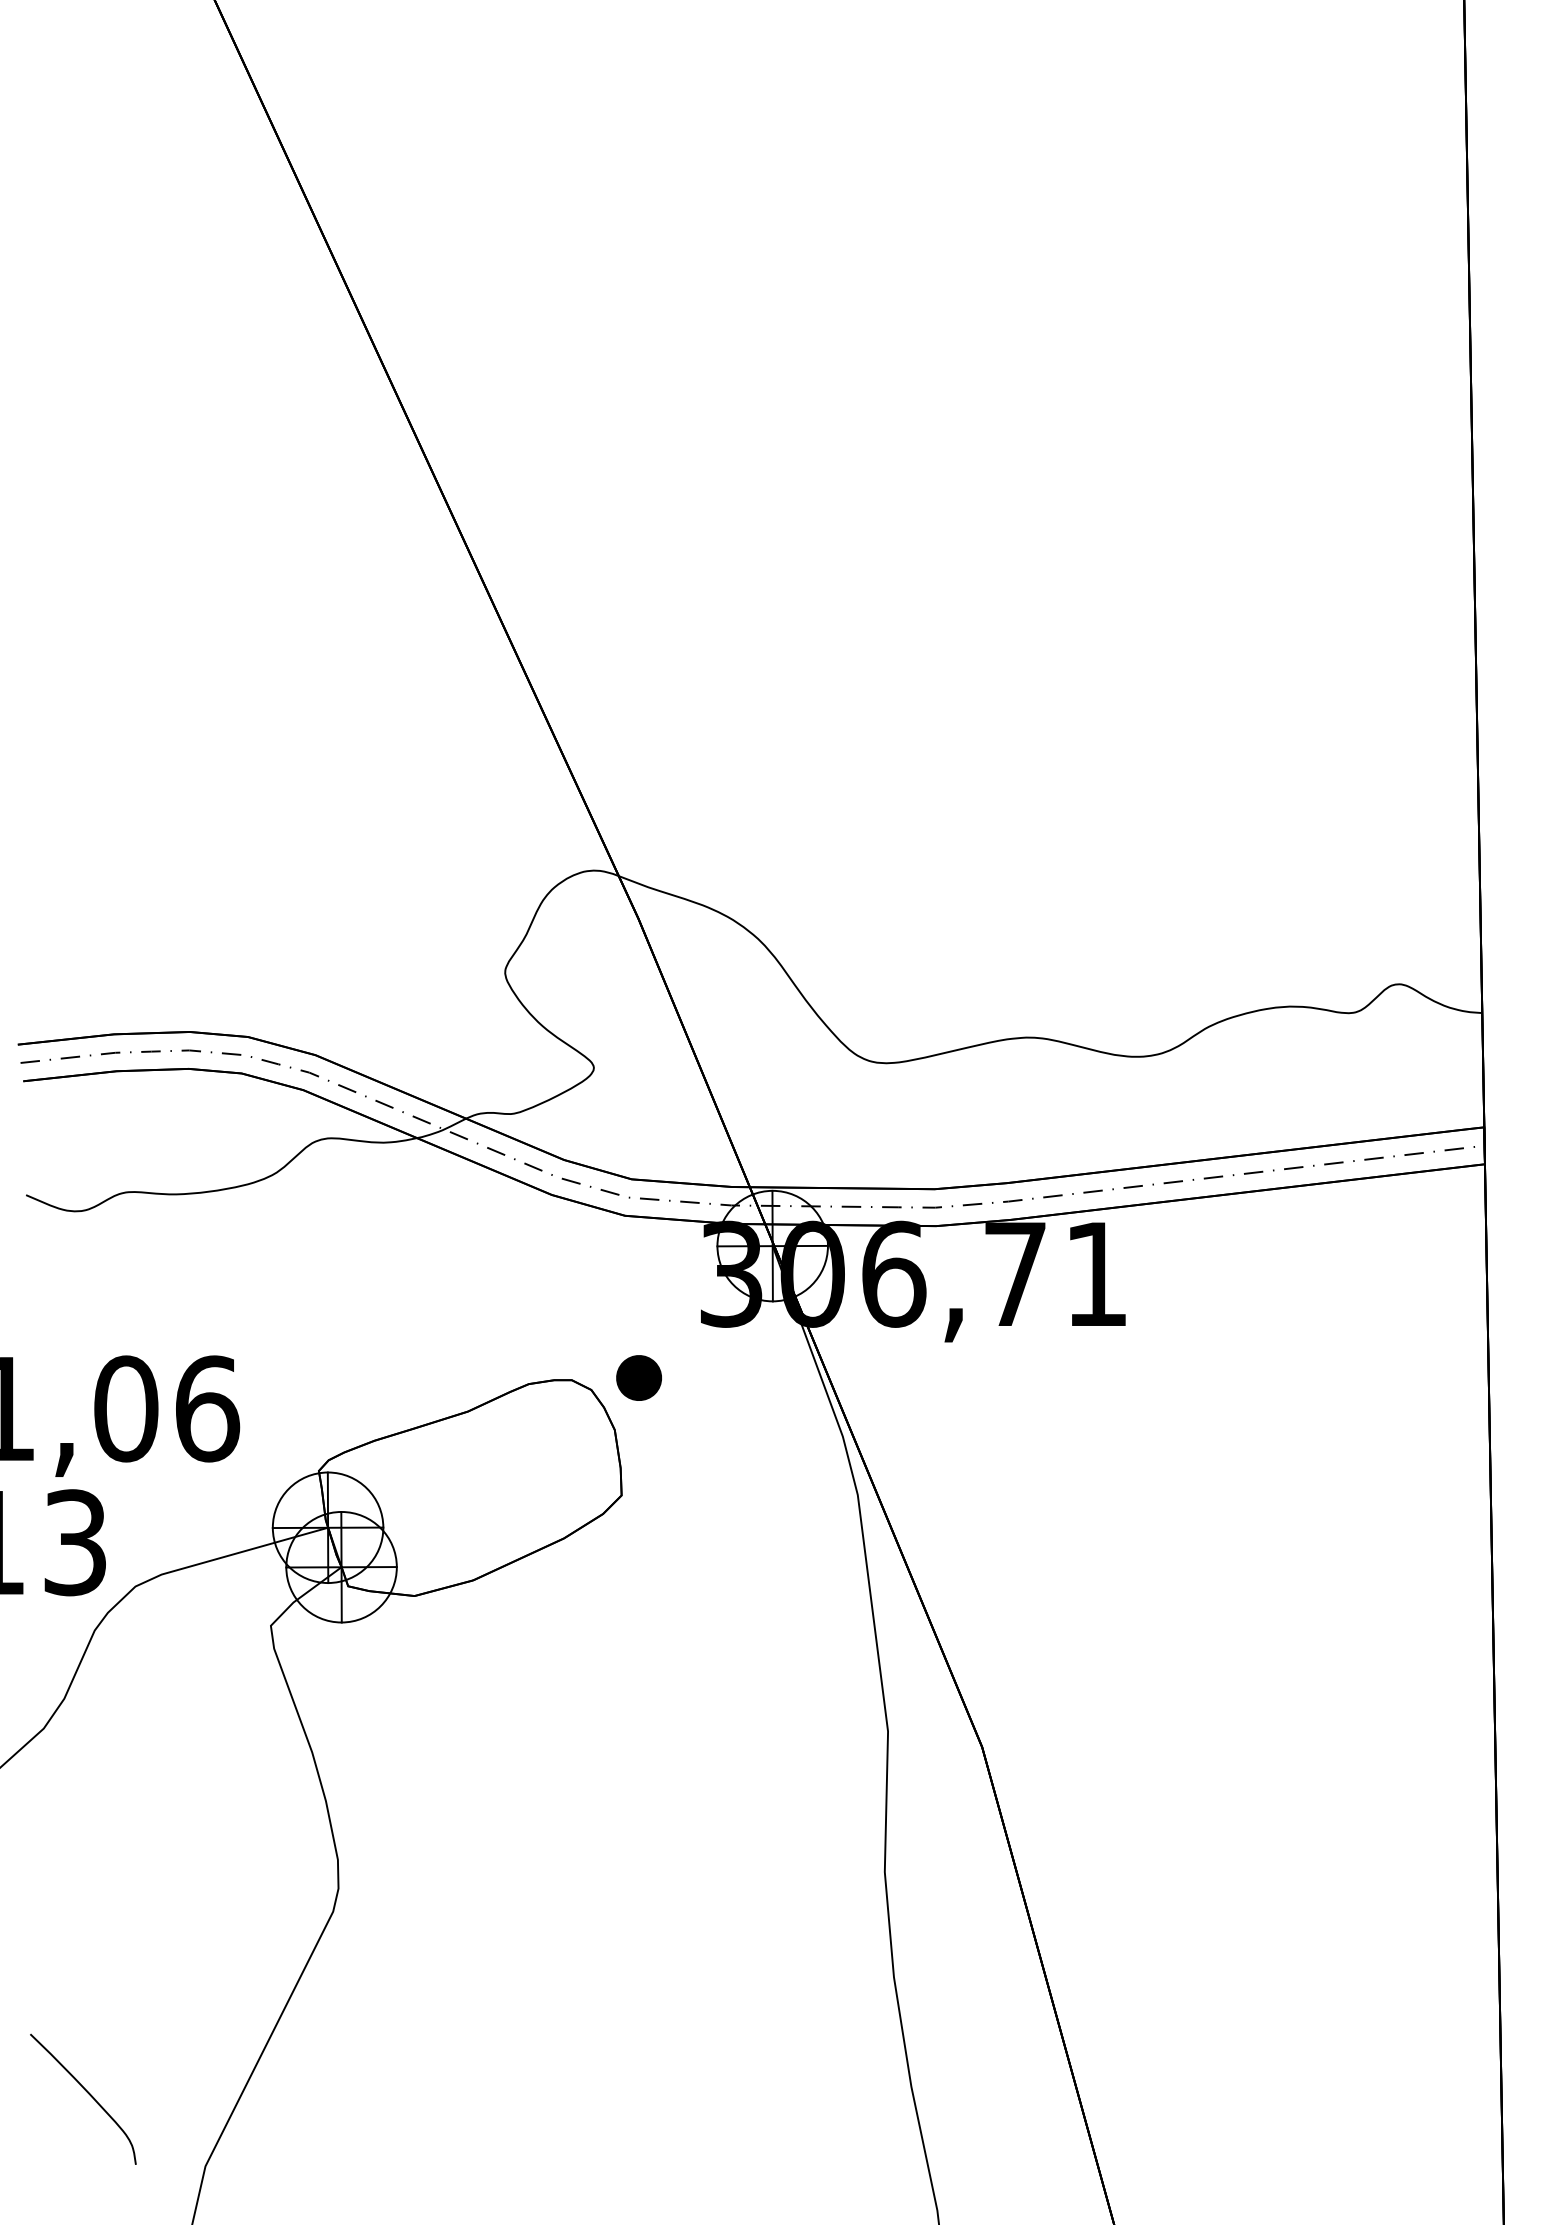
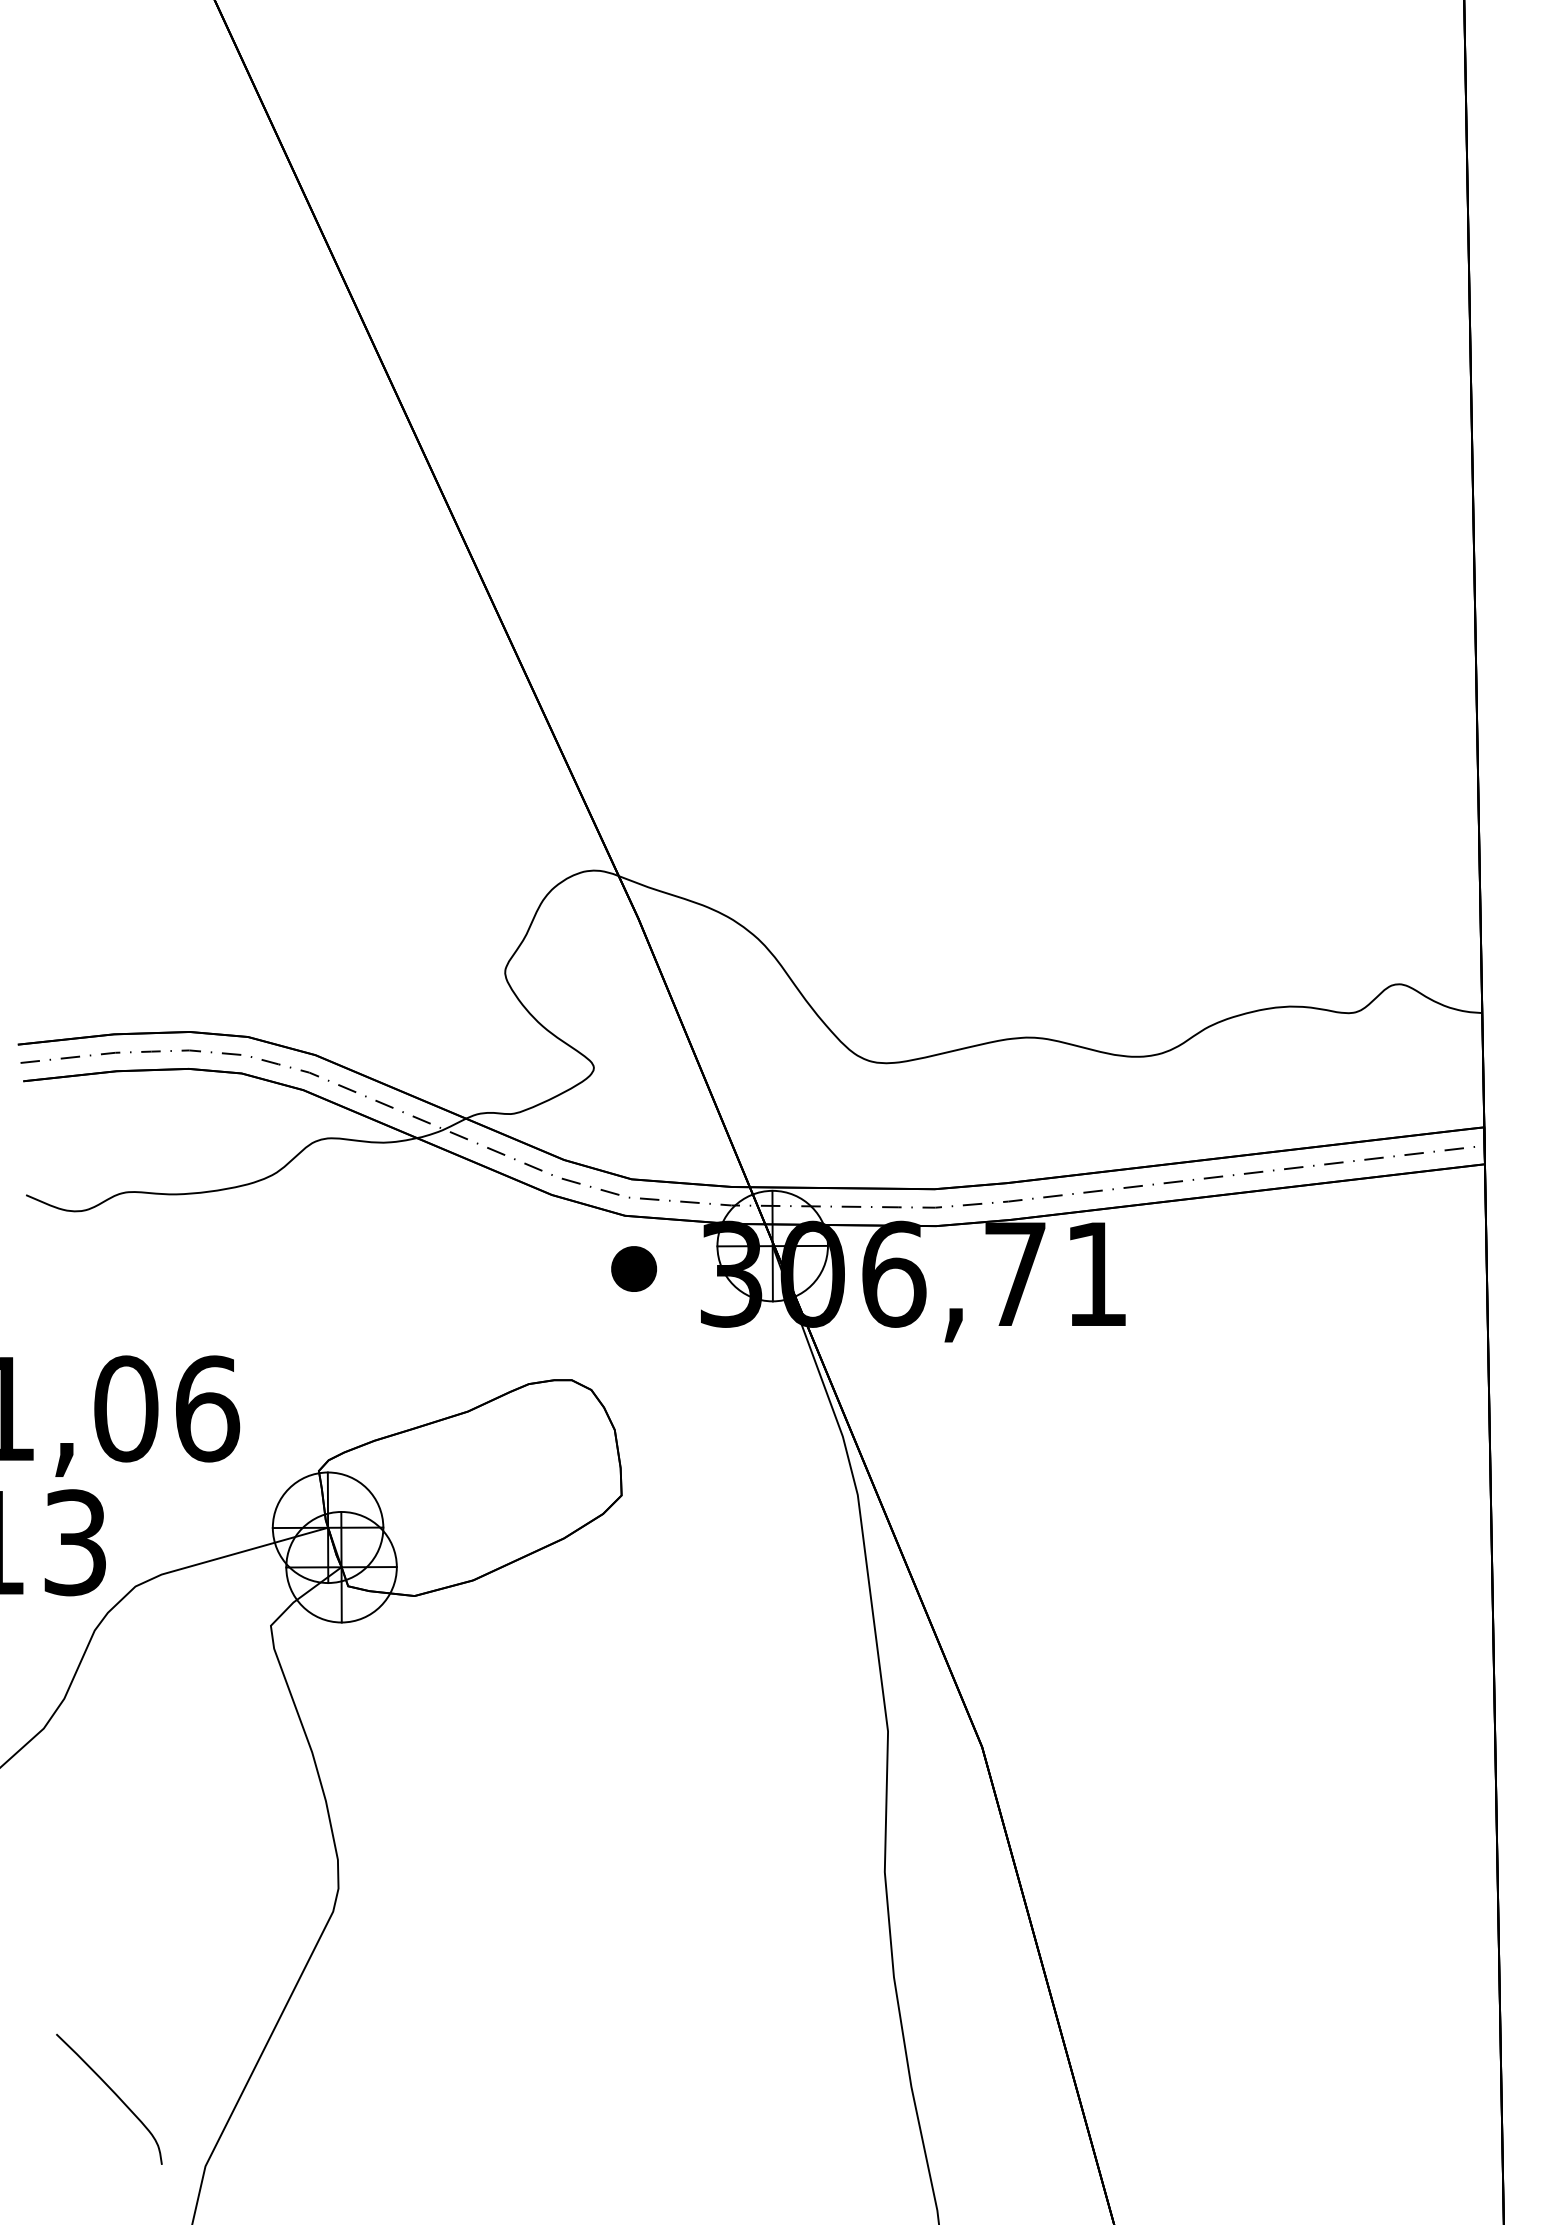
part position: (638, 1377) -> (633, 1268) (633, 1268)
curve position: (87, 2093) -> (113, 2093) (113, 2093)
